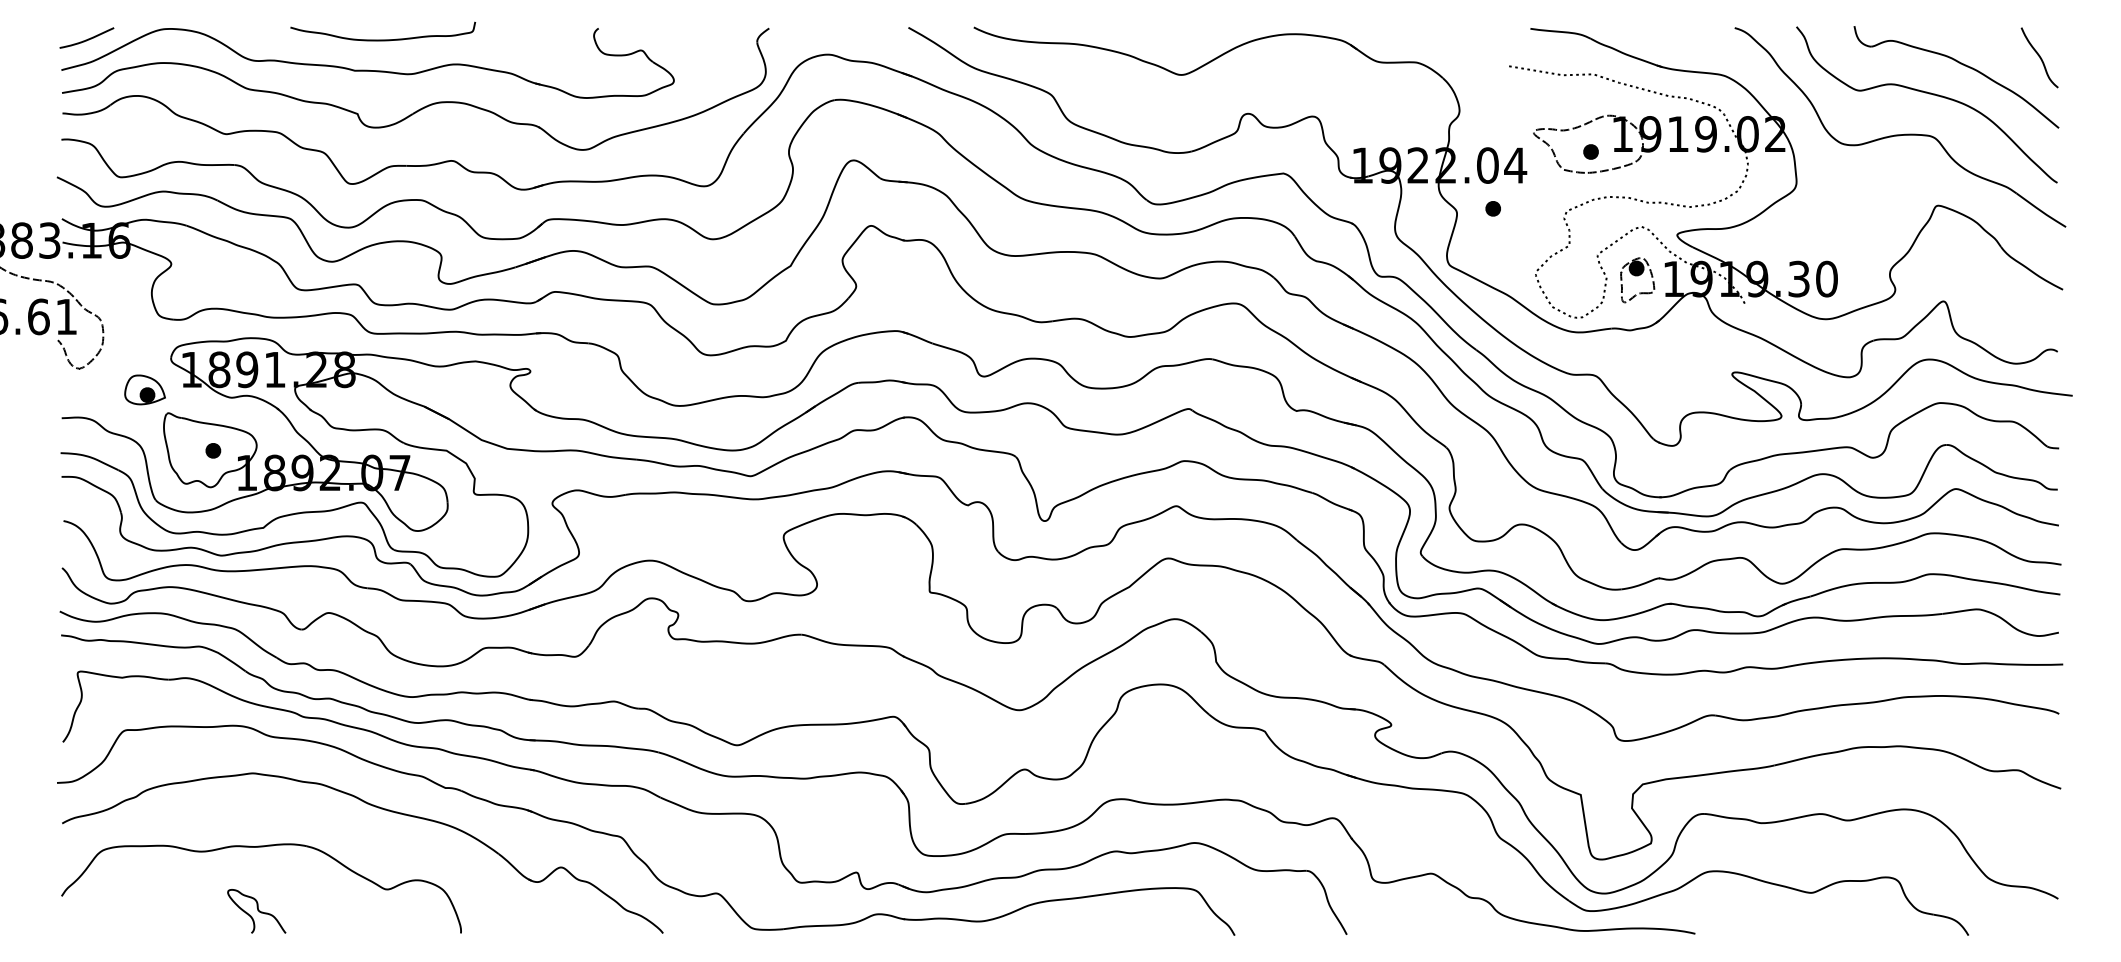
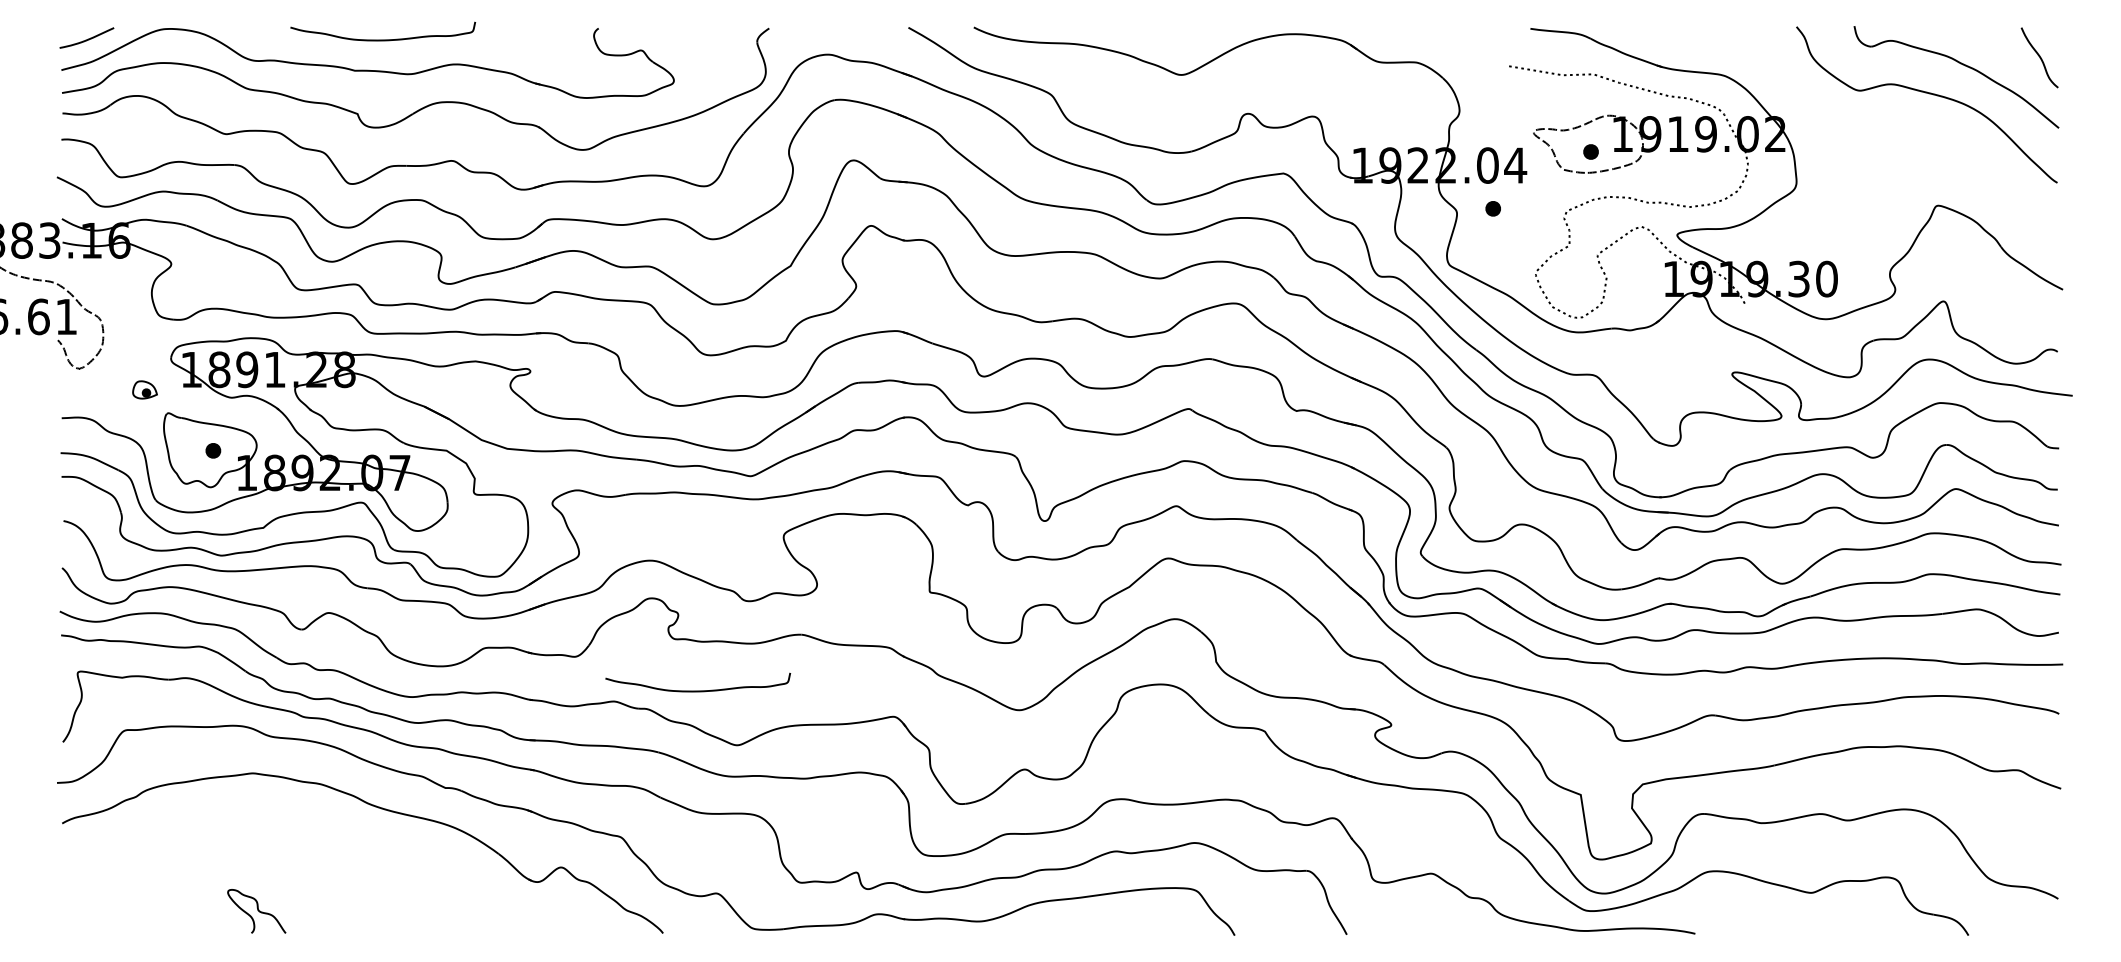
part: present -> none (1900, 134)
part: present -> none (1637, 280)
part size: 42x32 px -> 26x20 px (144, 389)
curve: none -> present (698, 690)
part: present -> none (261, 847)
